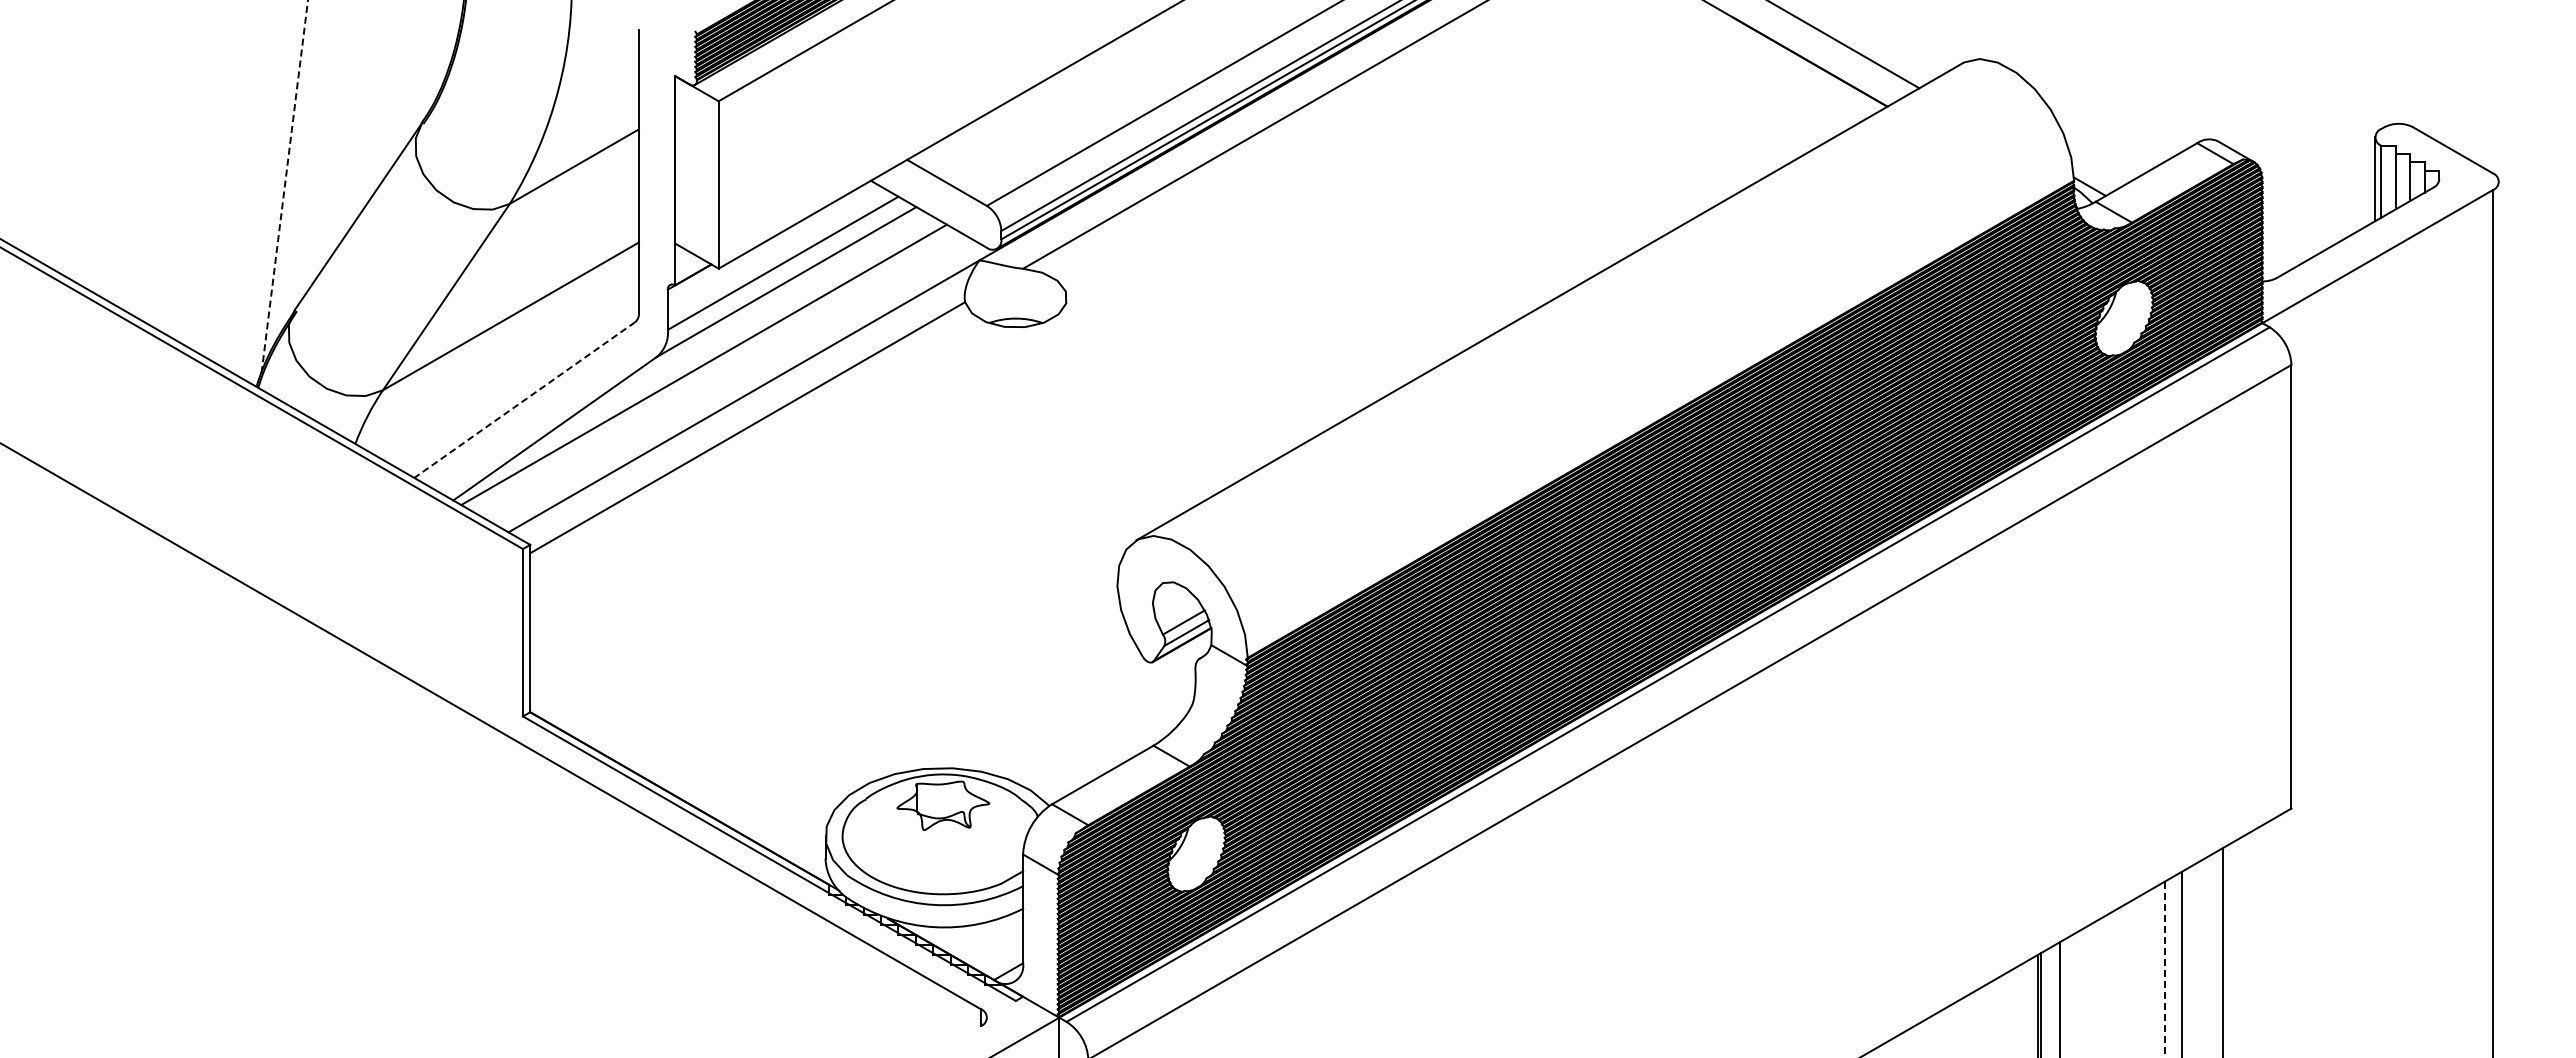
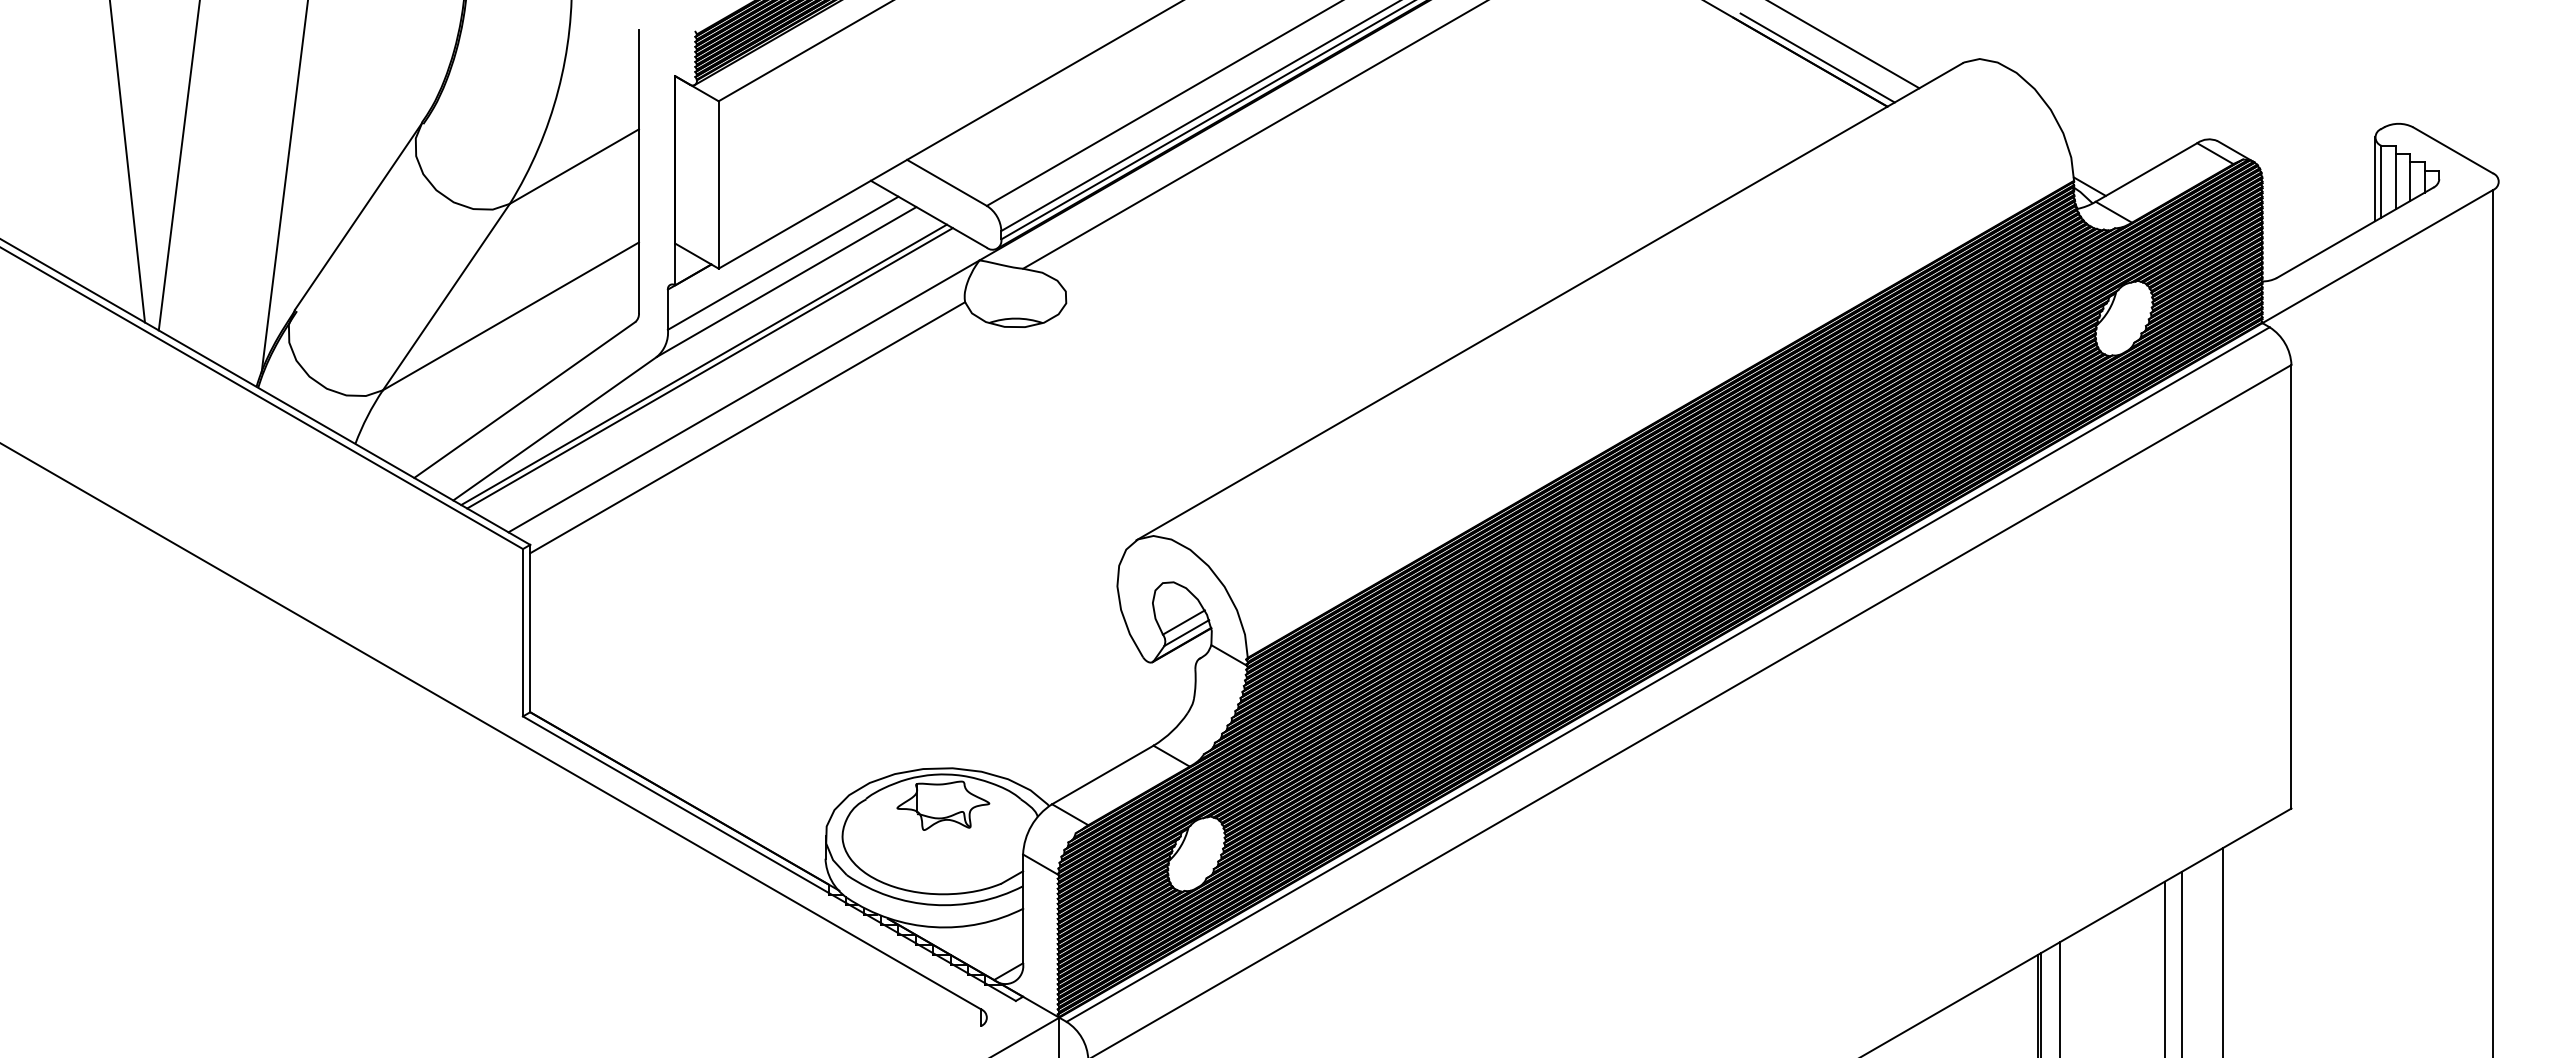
line: none -> present (1817, 57)
line: none -> present (127, 162)
line: none -> present (178, 166)
line: dashed -> solid (284, 186)
line: none -> present (709, 368)
line: dashed -> solid (524, 400)
line: dashed -> solid (2164, 969)
